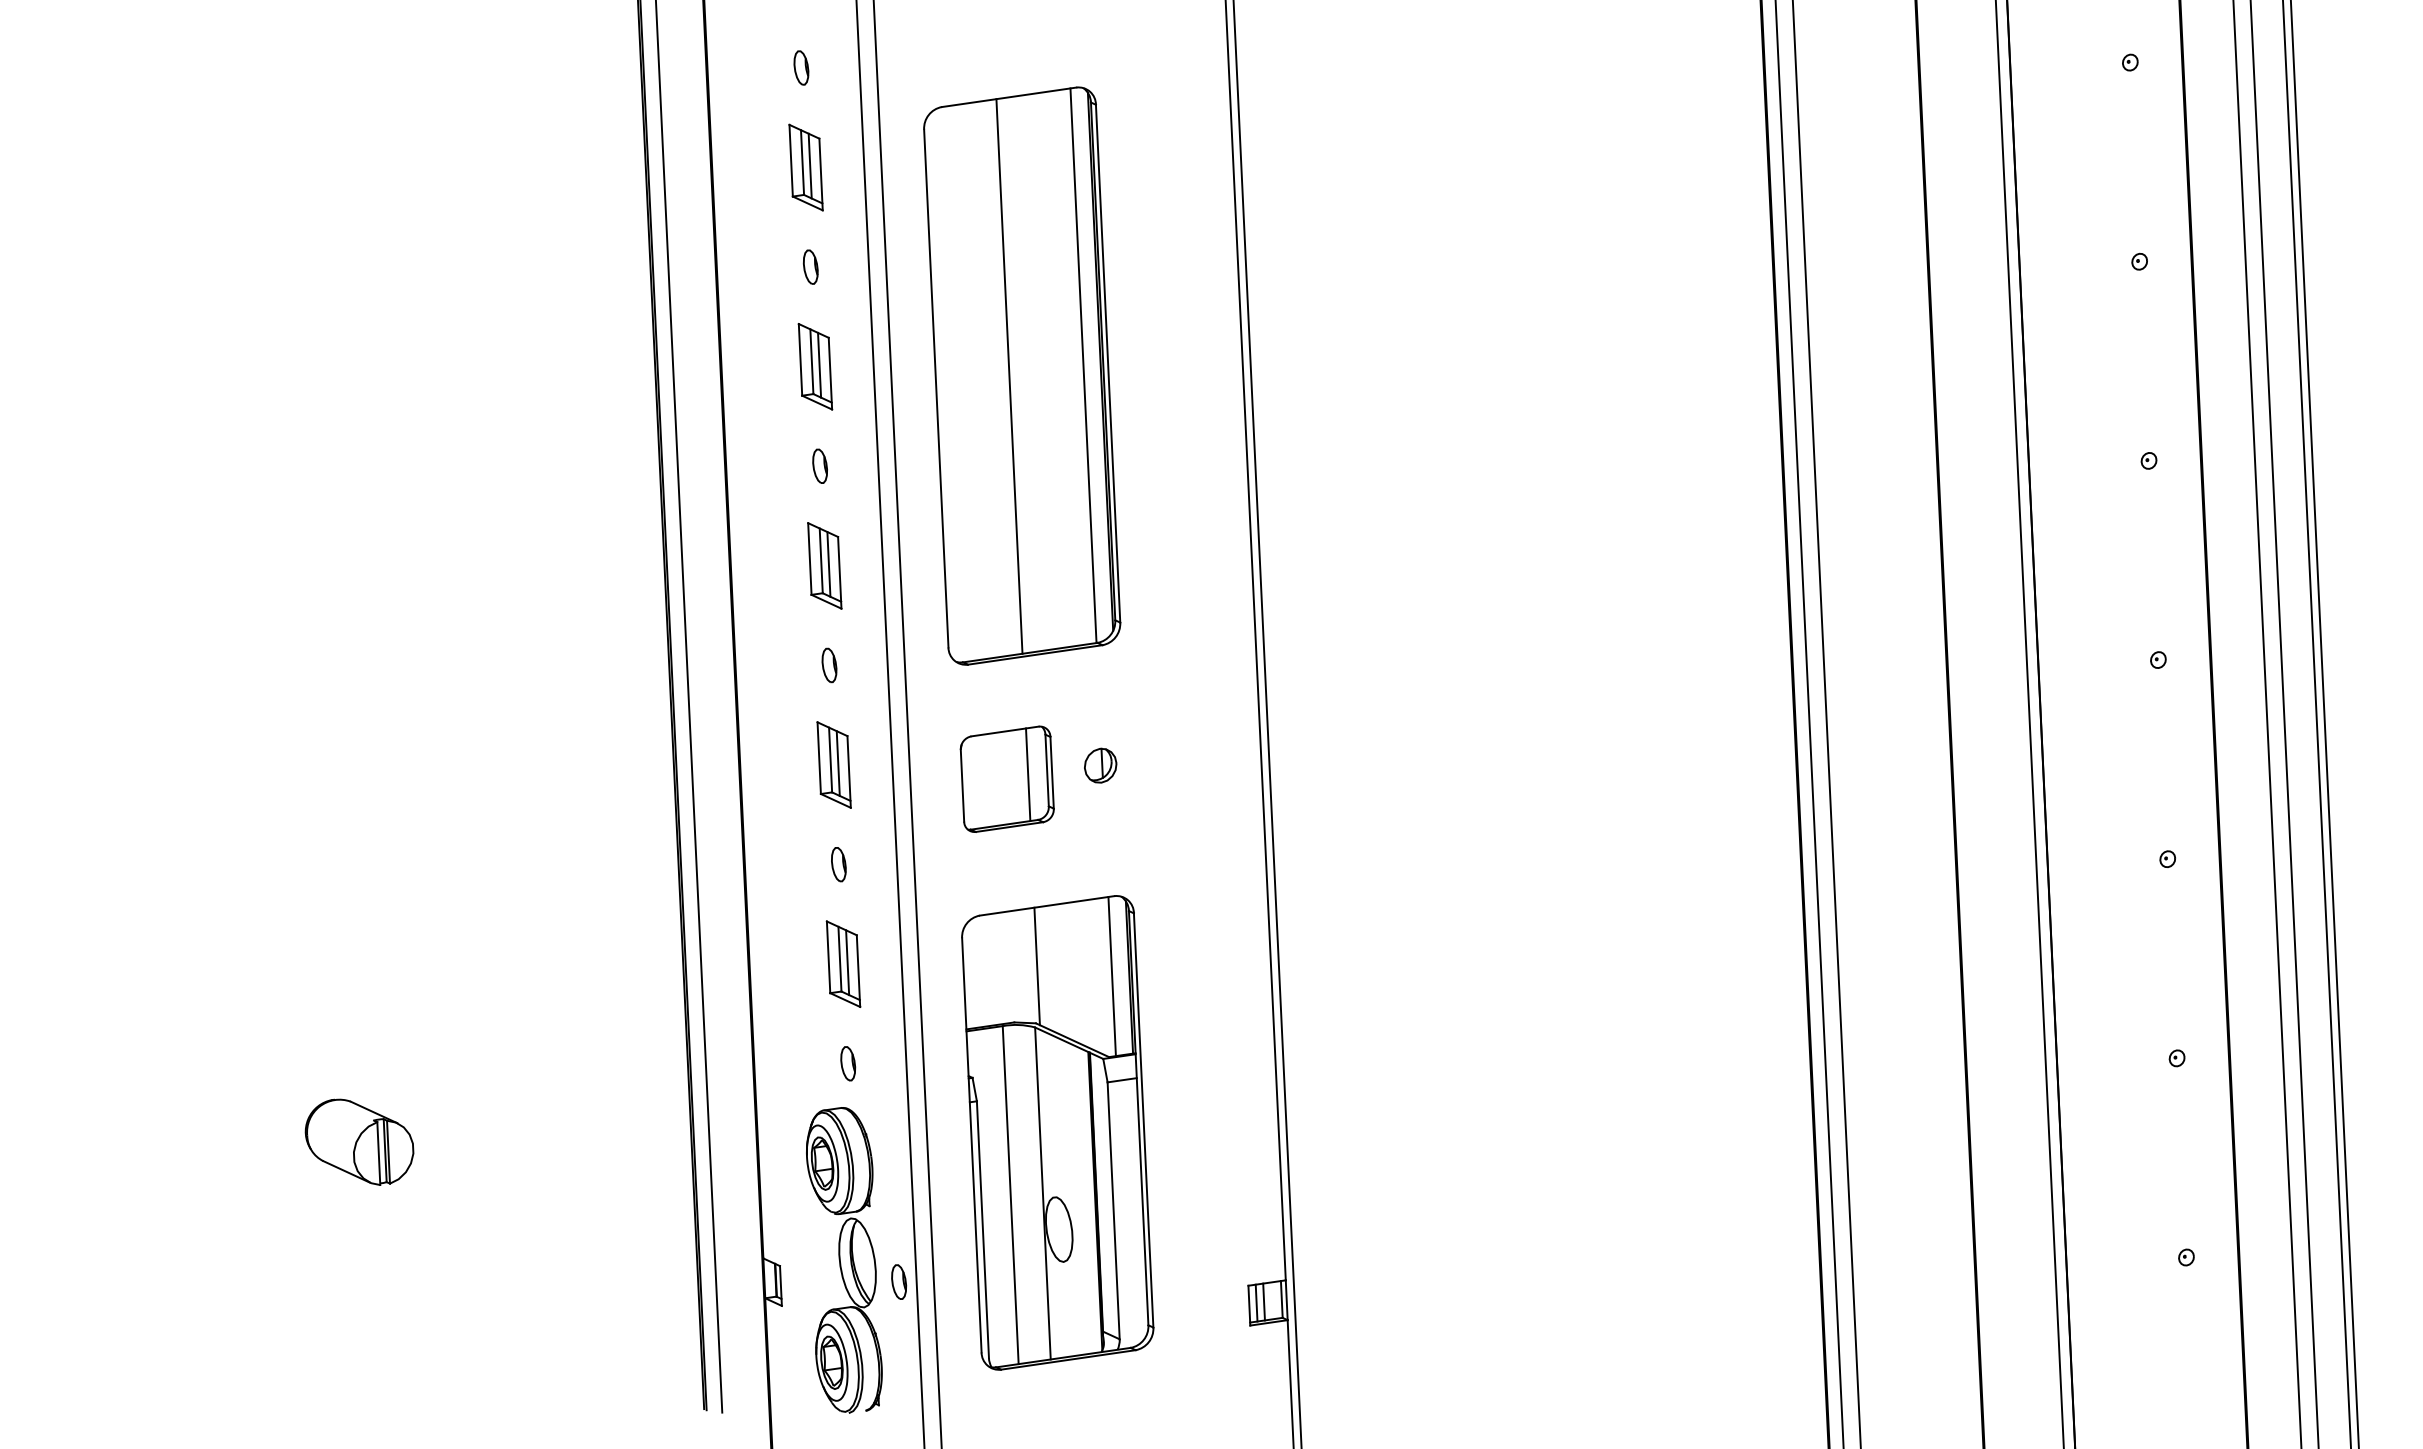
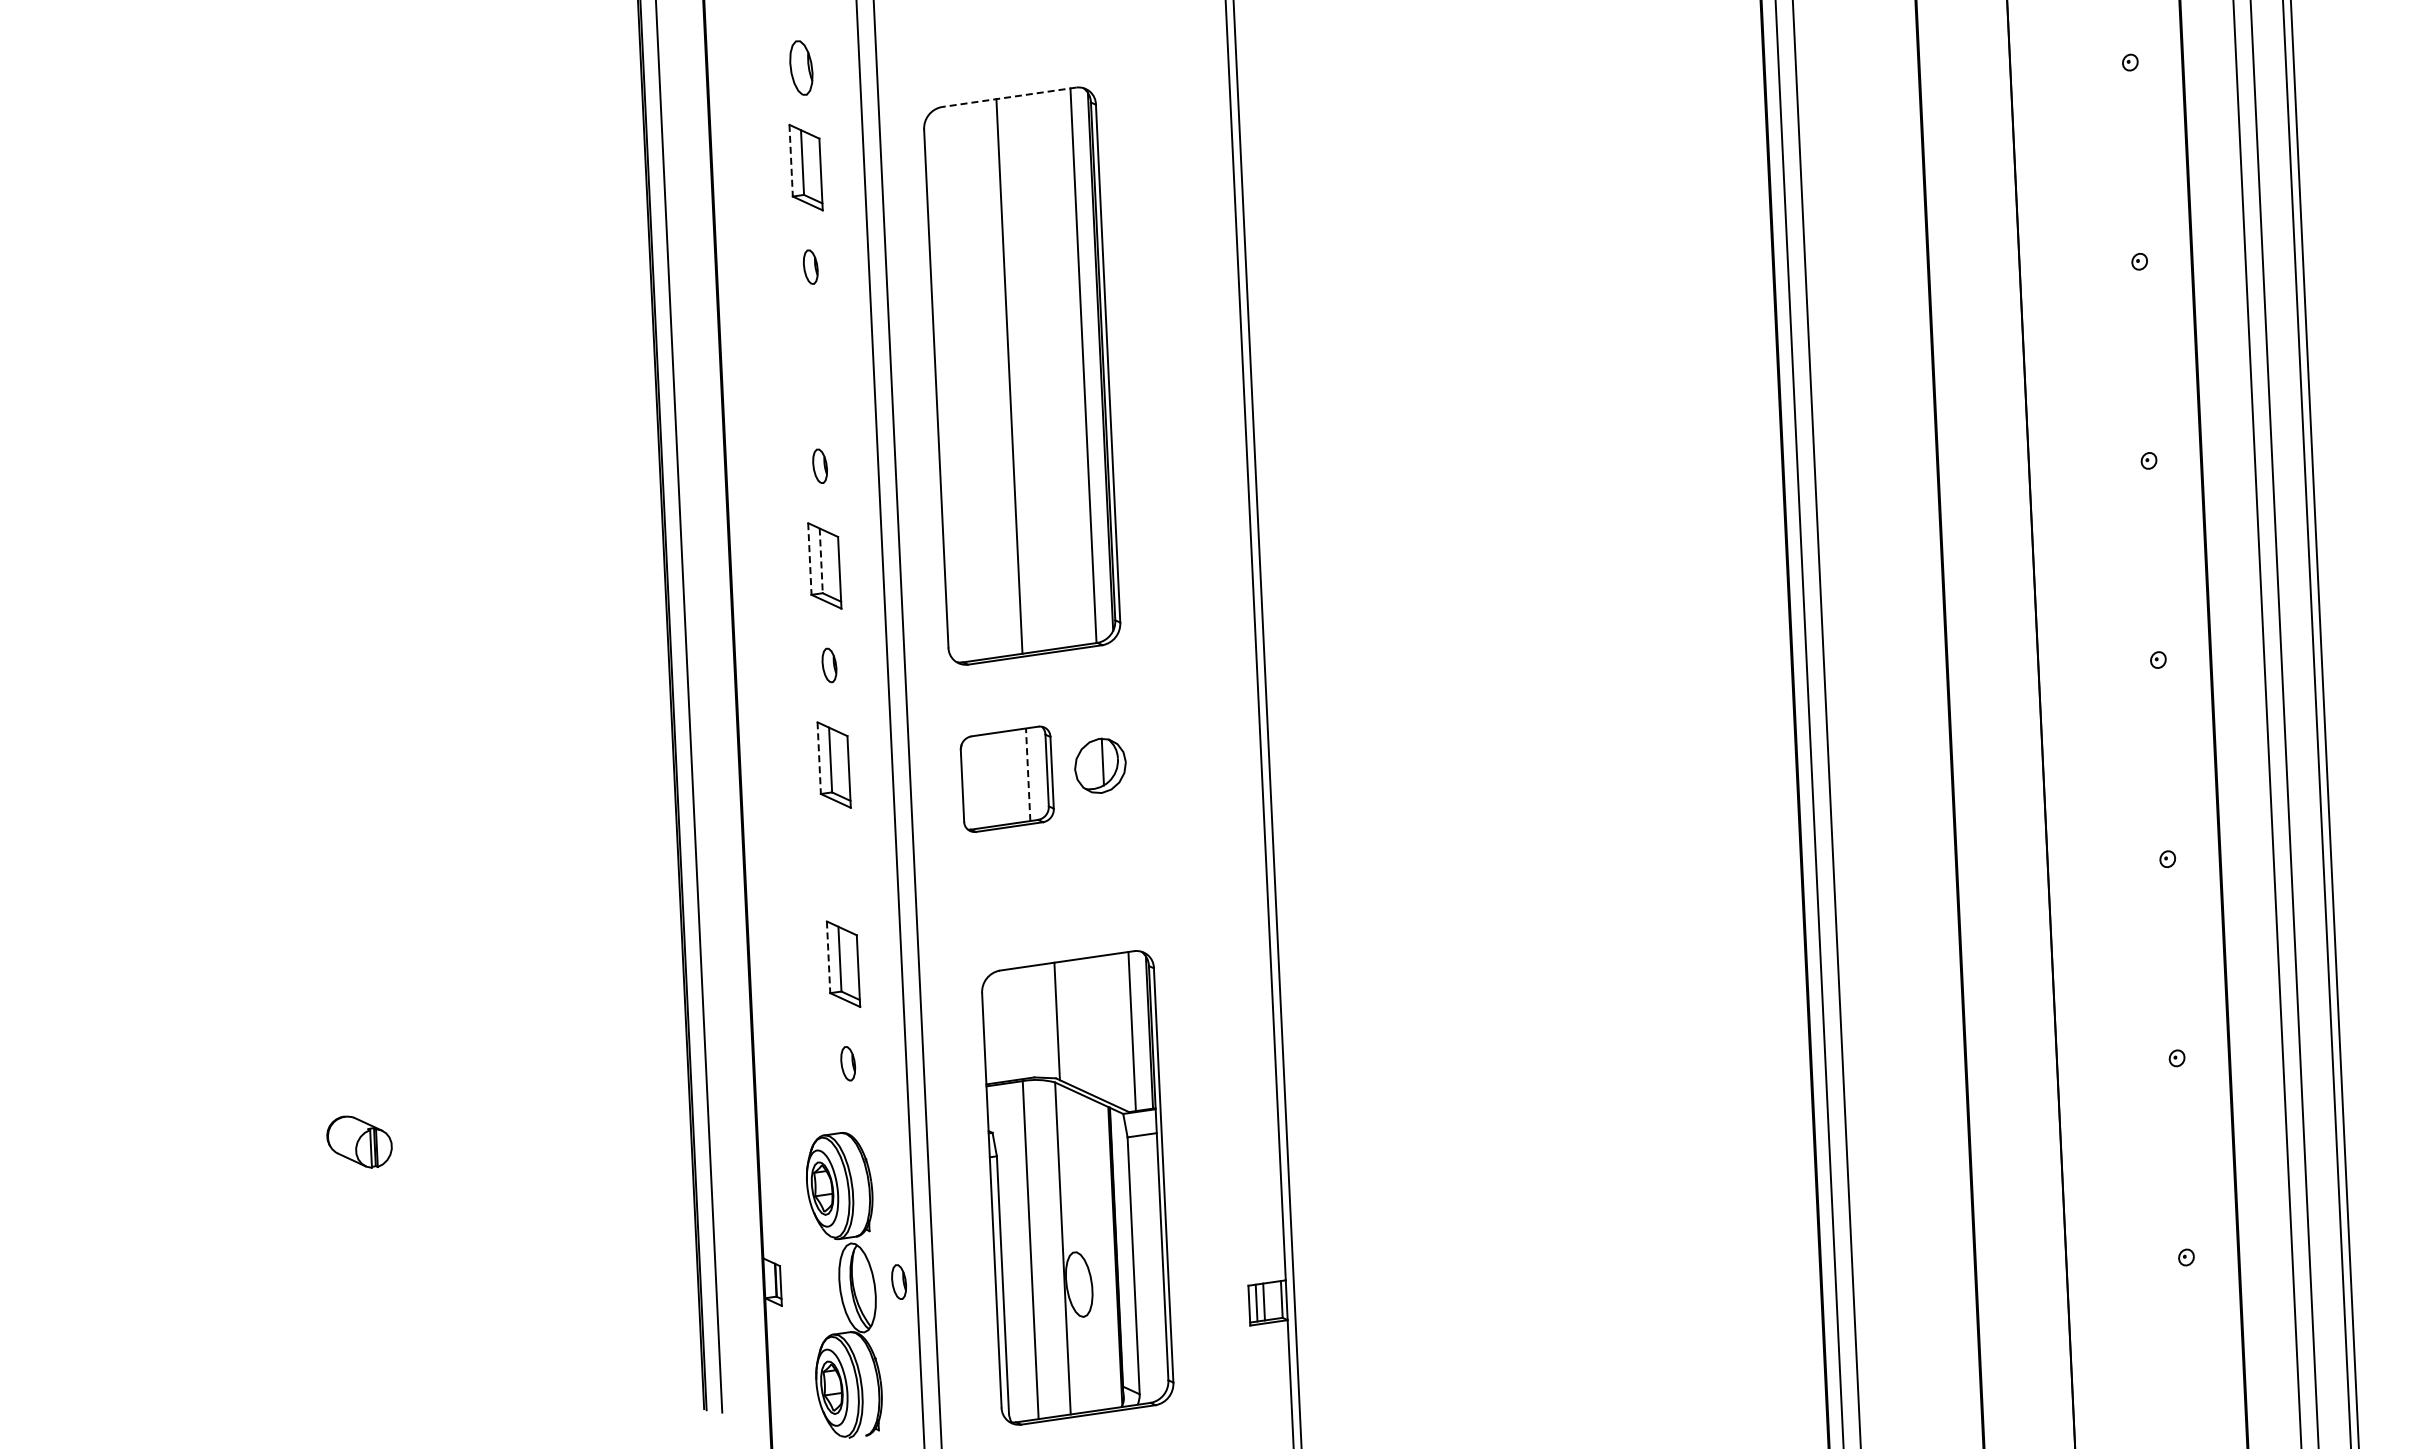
part size: 17x36 px -> 25x56 px (801, 67)
line: solid -> dashed (1009, 97)
line: solid -> dashed (791, 160)
line: present -> none (809, 165)
part: present -> none (815, 366)
line: solid -> dashed (809, 559)
line: solid -> dashed (821, 561)
line: present -> none (828, 564)
line: present -> none (2029, 723)
line: solid -> dashed (819, 758)
line: present -> none (837, 763)
part size: 34x37 px -> 53x57 px (1100, 765)
line: solid -> dashed (1028, 774)
part: present -> none (838, 864)
line: solid -> dashed (828, 957)
line: present -> none (847, 962)
part position: (1057, 1132) -> (1077, 1187) (1077, 1187)
part size: 111x88 px -> 67x54 px (359, 1141)
part position: (844, 1260) -> (844, 1285) (844, 1285)
